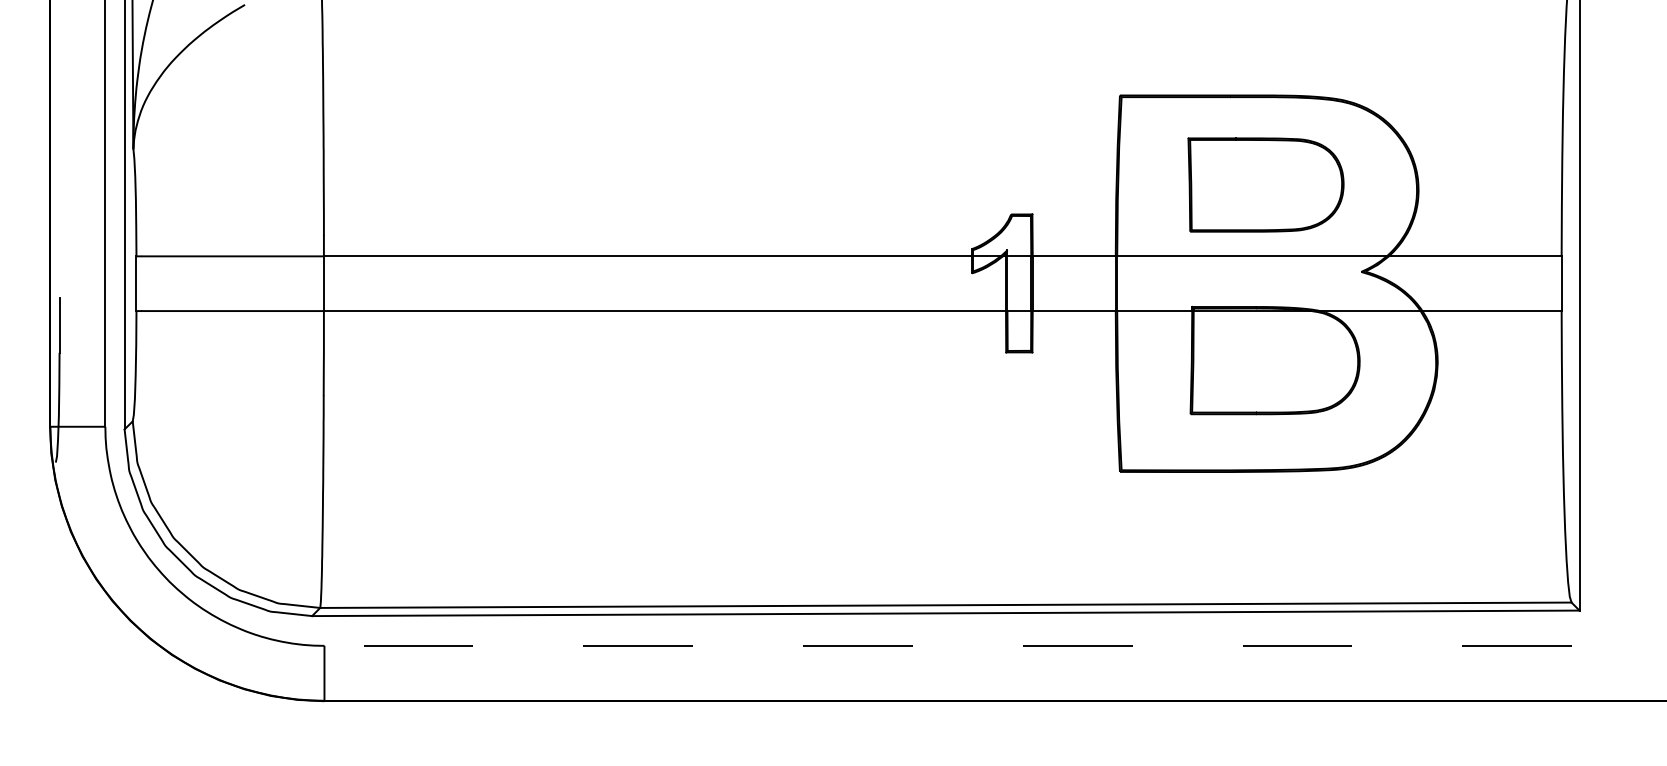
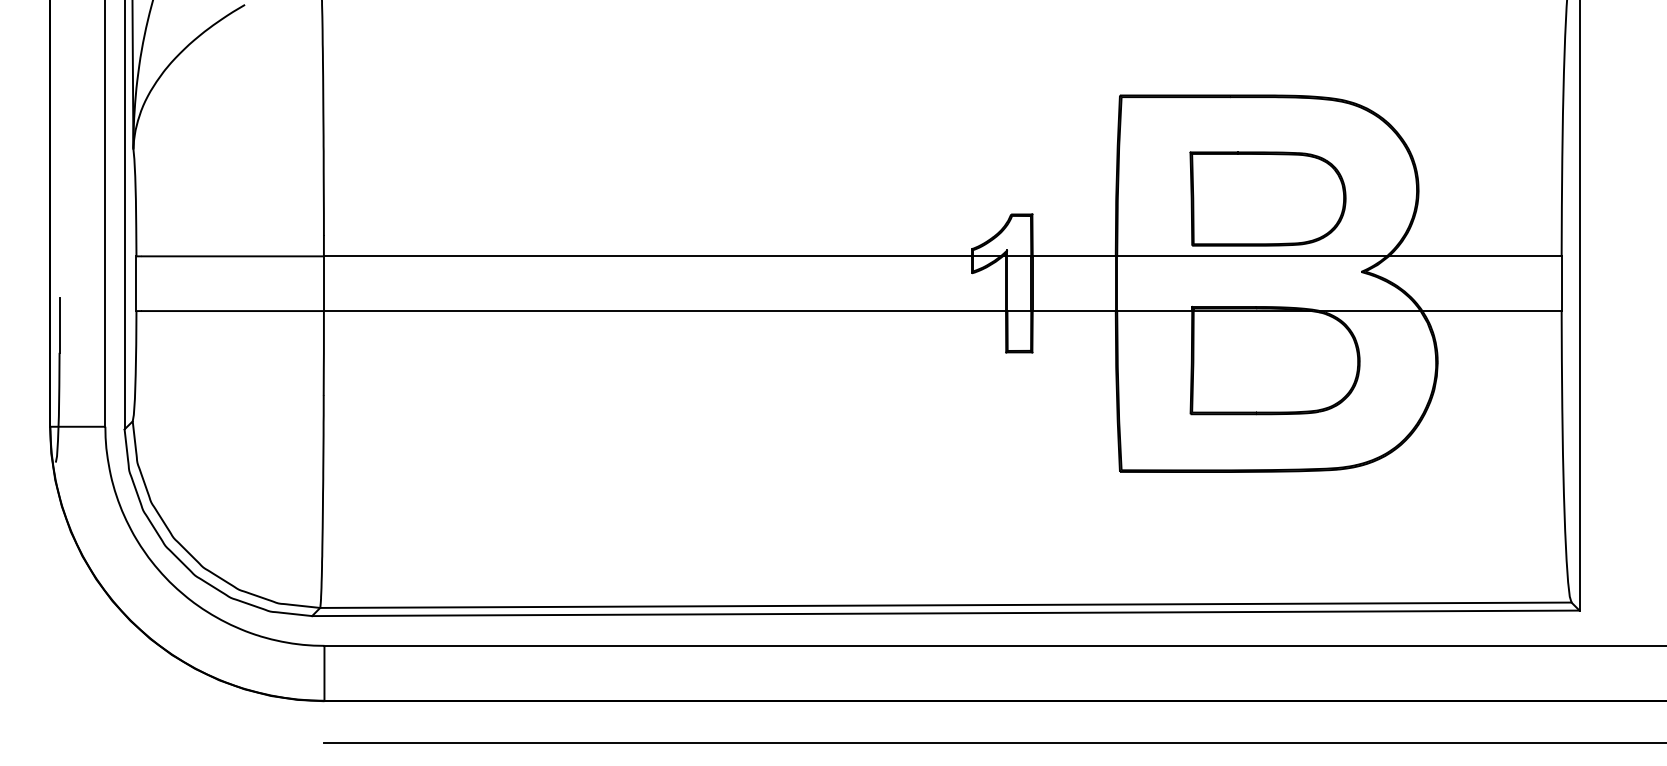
part position: (1265, 184) -> (1267, 198) (1267, 198)
line: dashed -> solid (995, 645)
line: none -> present (993, 742)
